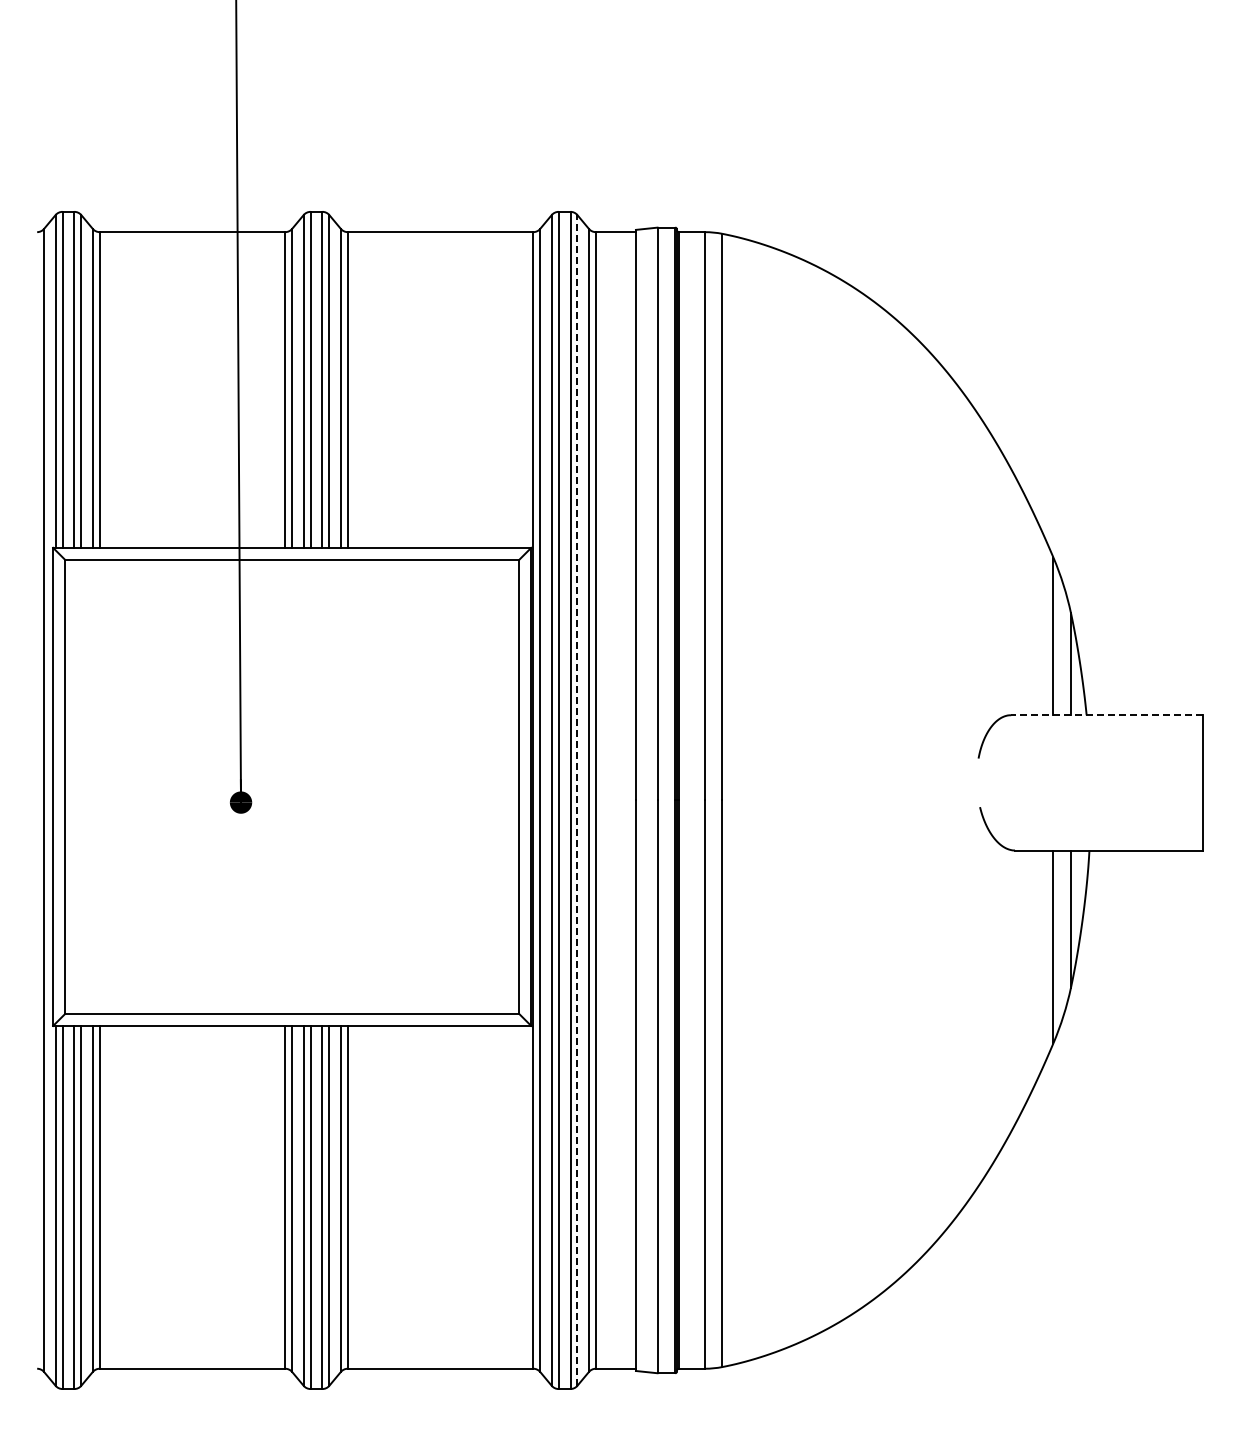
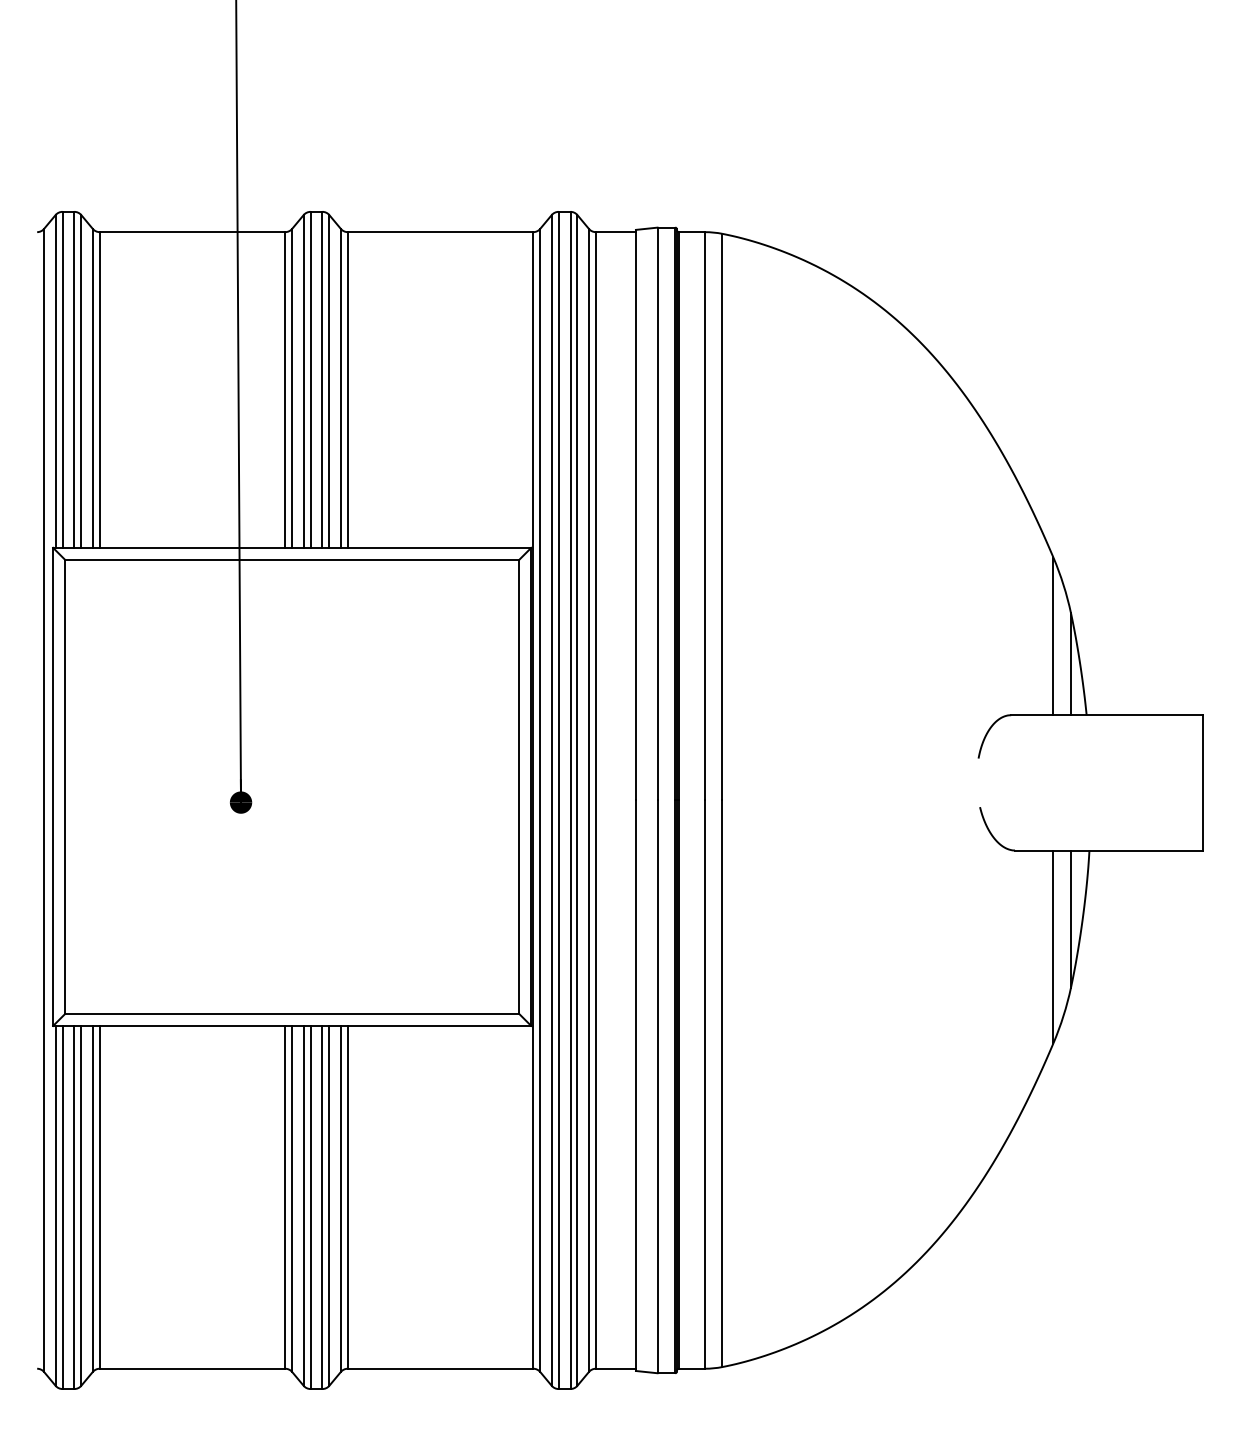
line: dashed -> solid (1106, 715)
line: dashed -> solid (577, 799)
